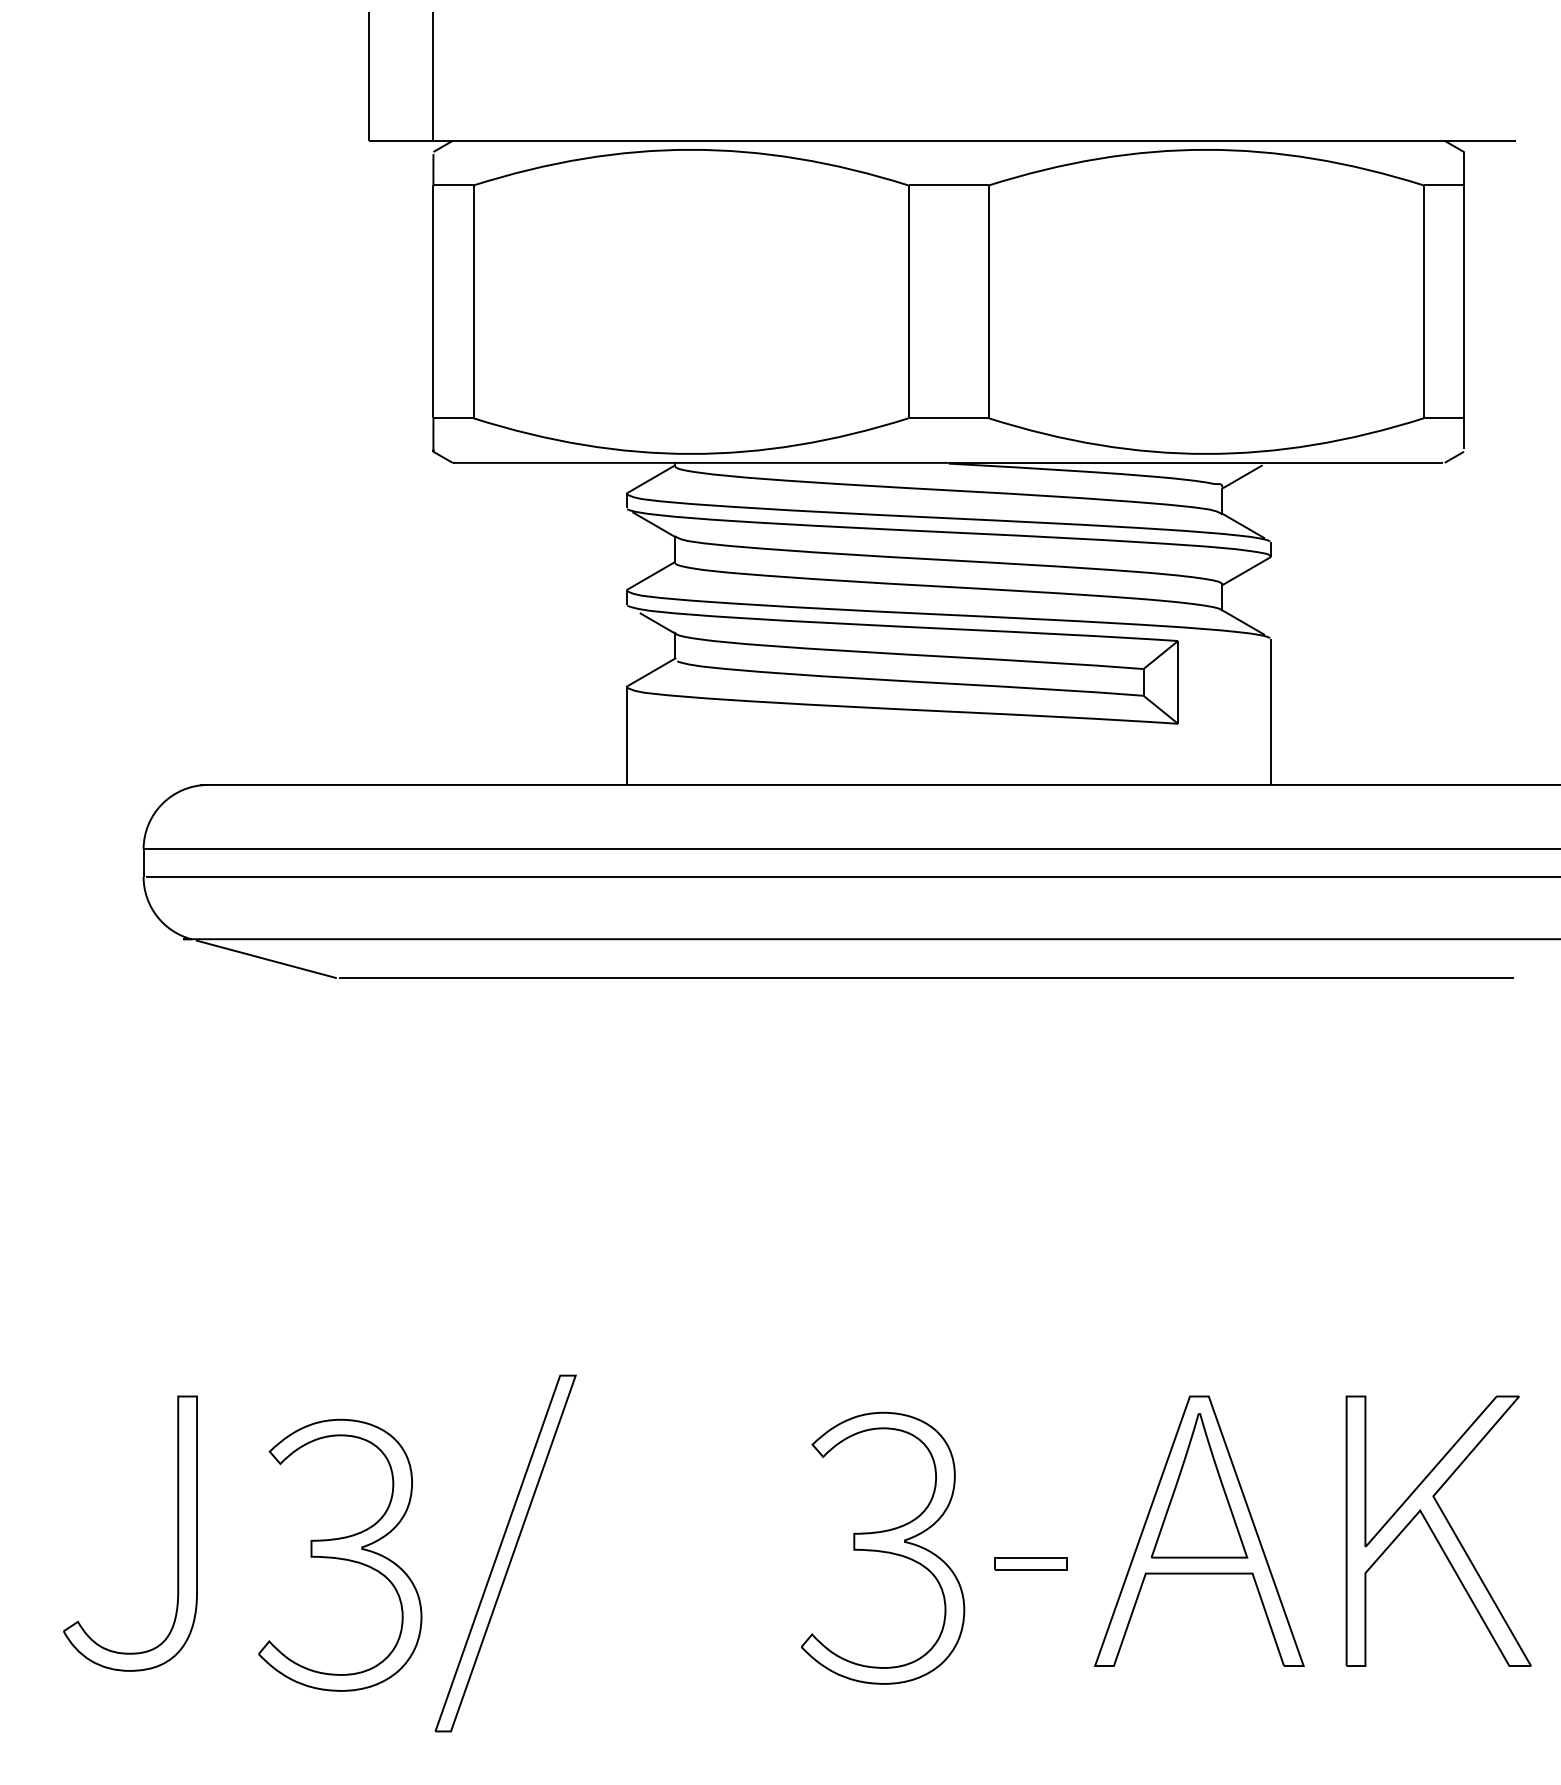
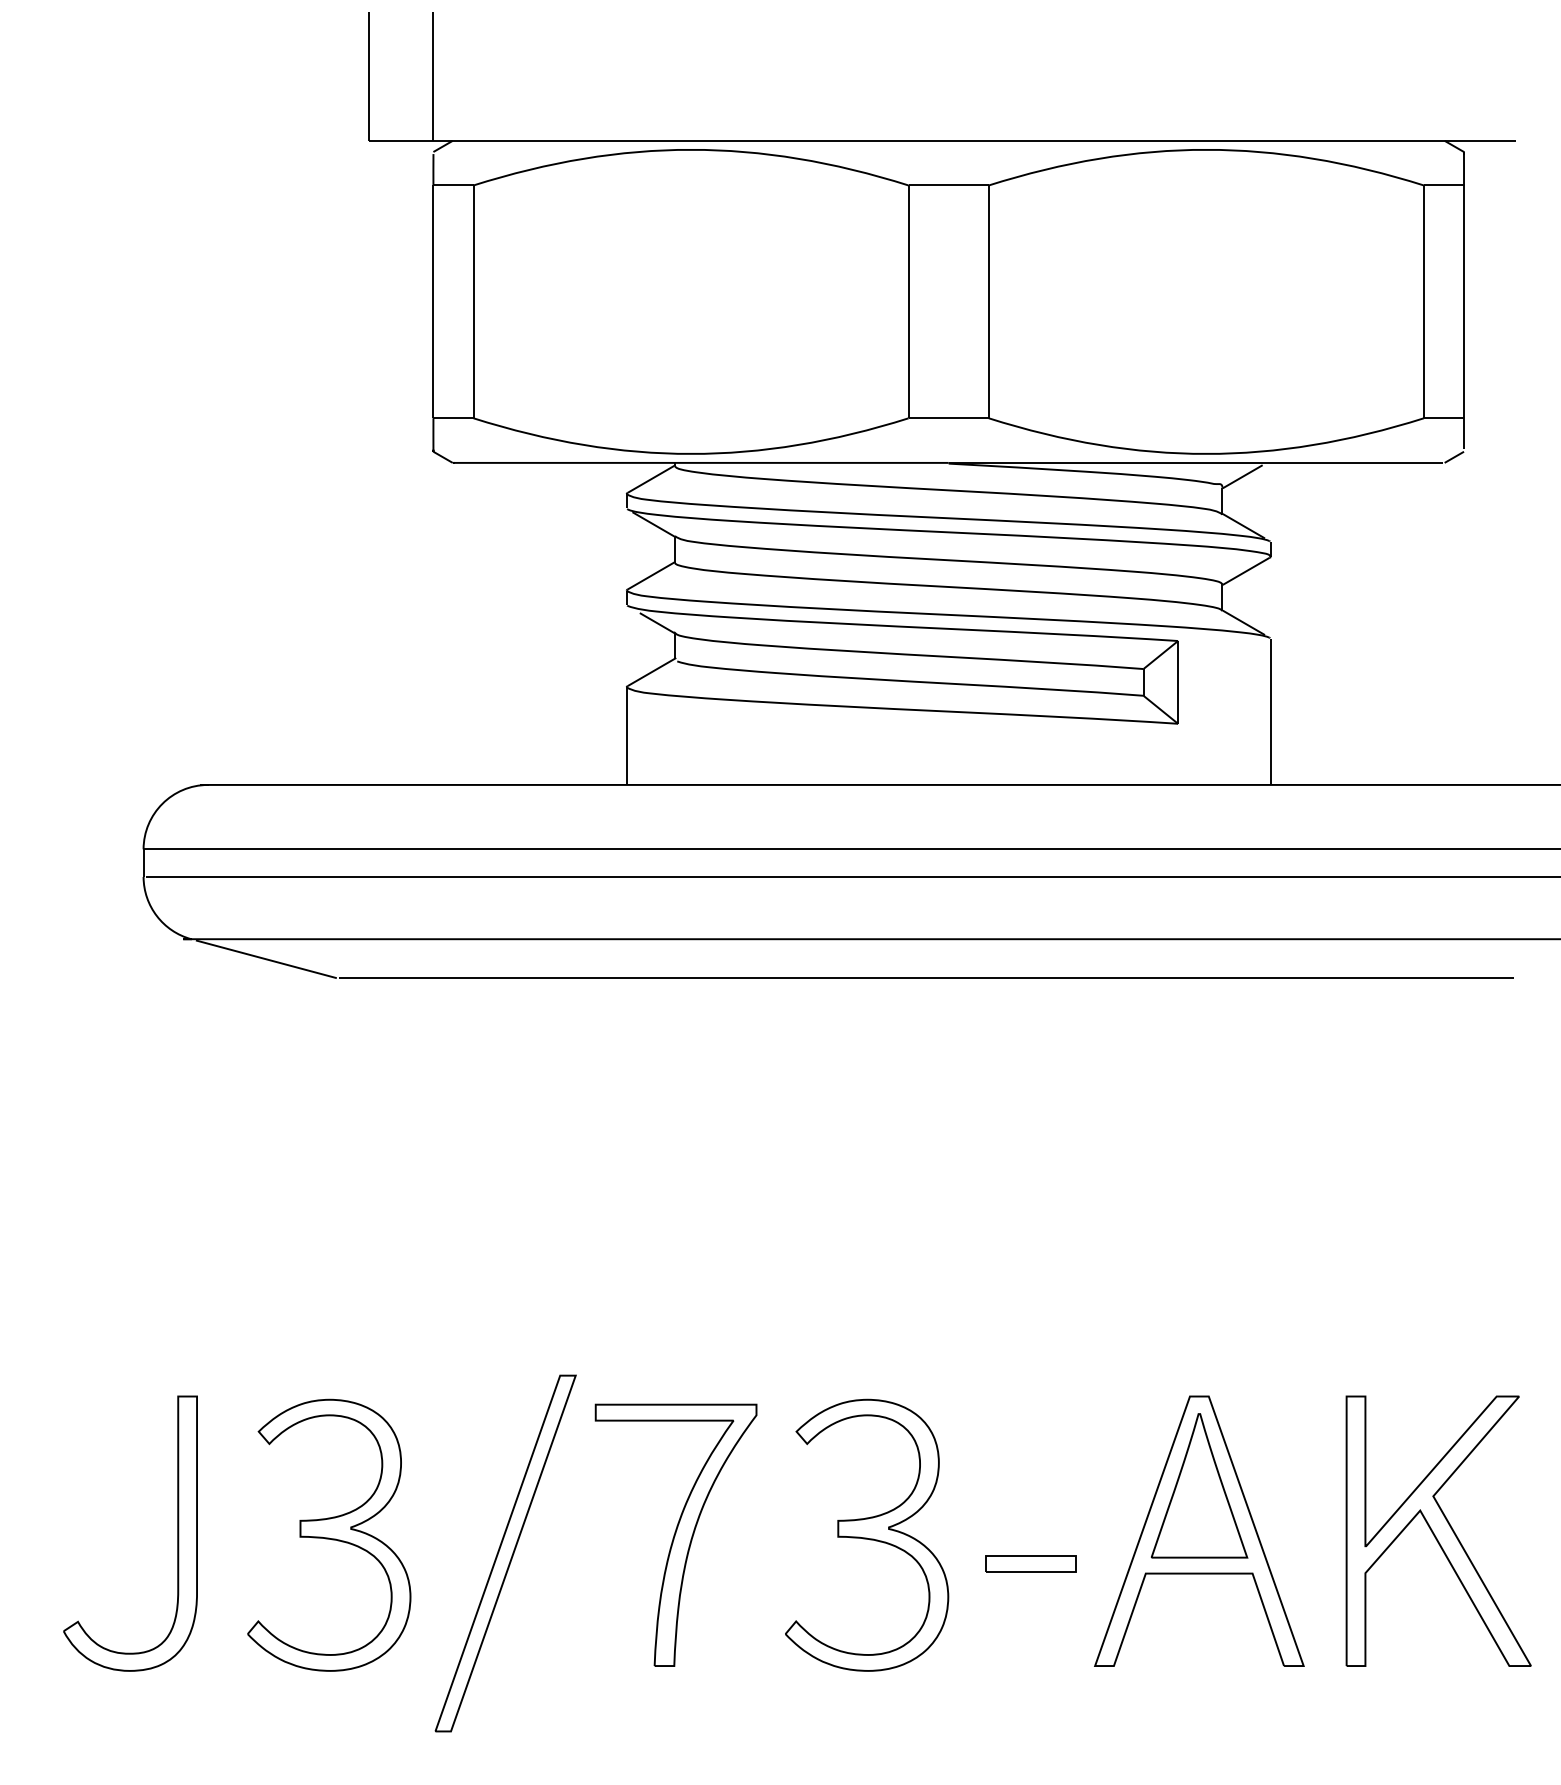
part: none -> present (675, 1534)
part position: (883, 1547) -> (867, 1534) (867, 1534)
part position: (340, 1554) -> (329, 1534) (329, 1534)
part size: 74x14 px -> 92x18 px (1030, 1563)
